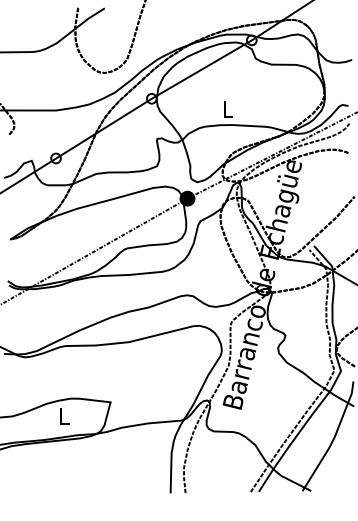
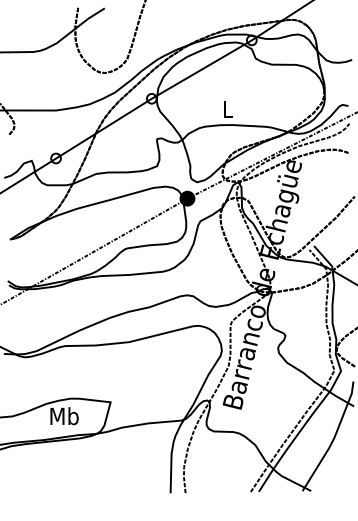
text: L -> Mb (64, 416)
